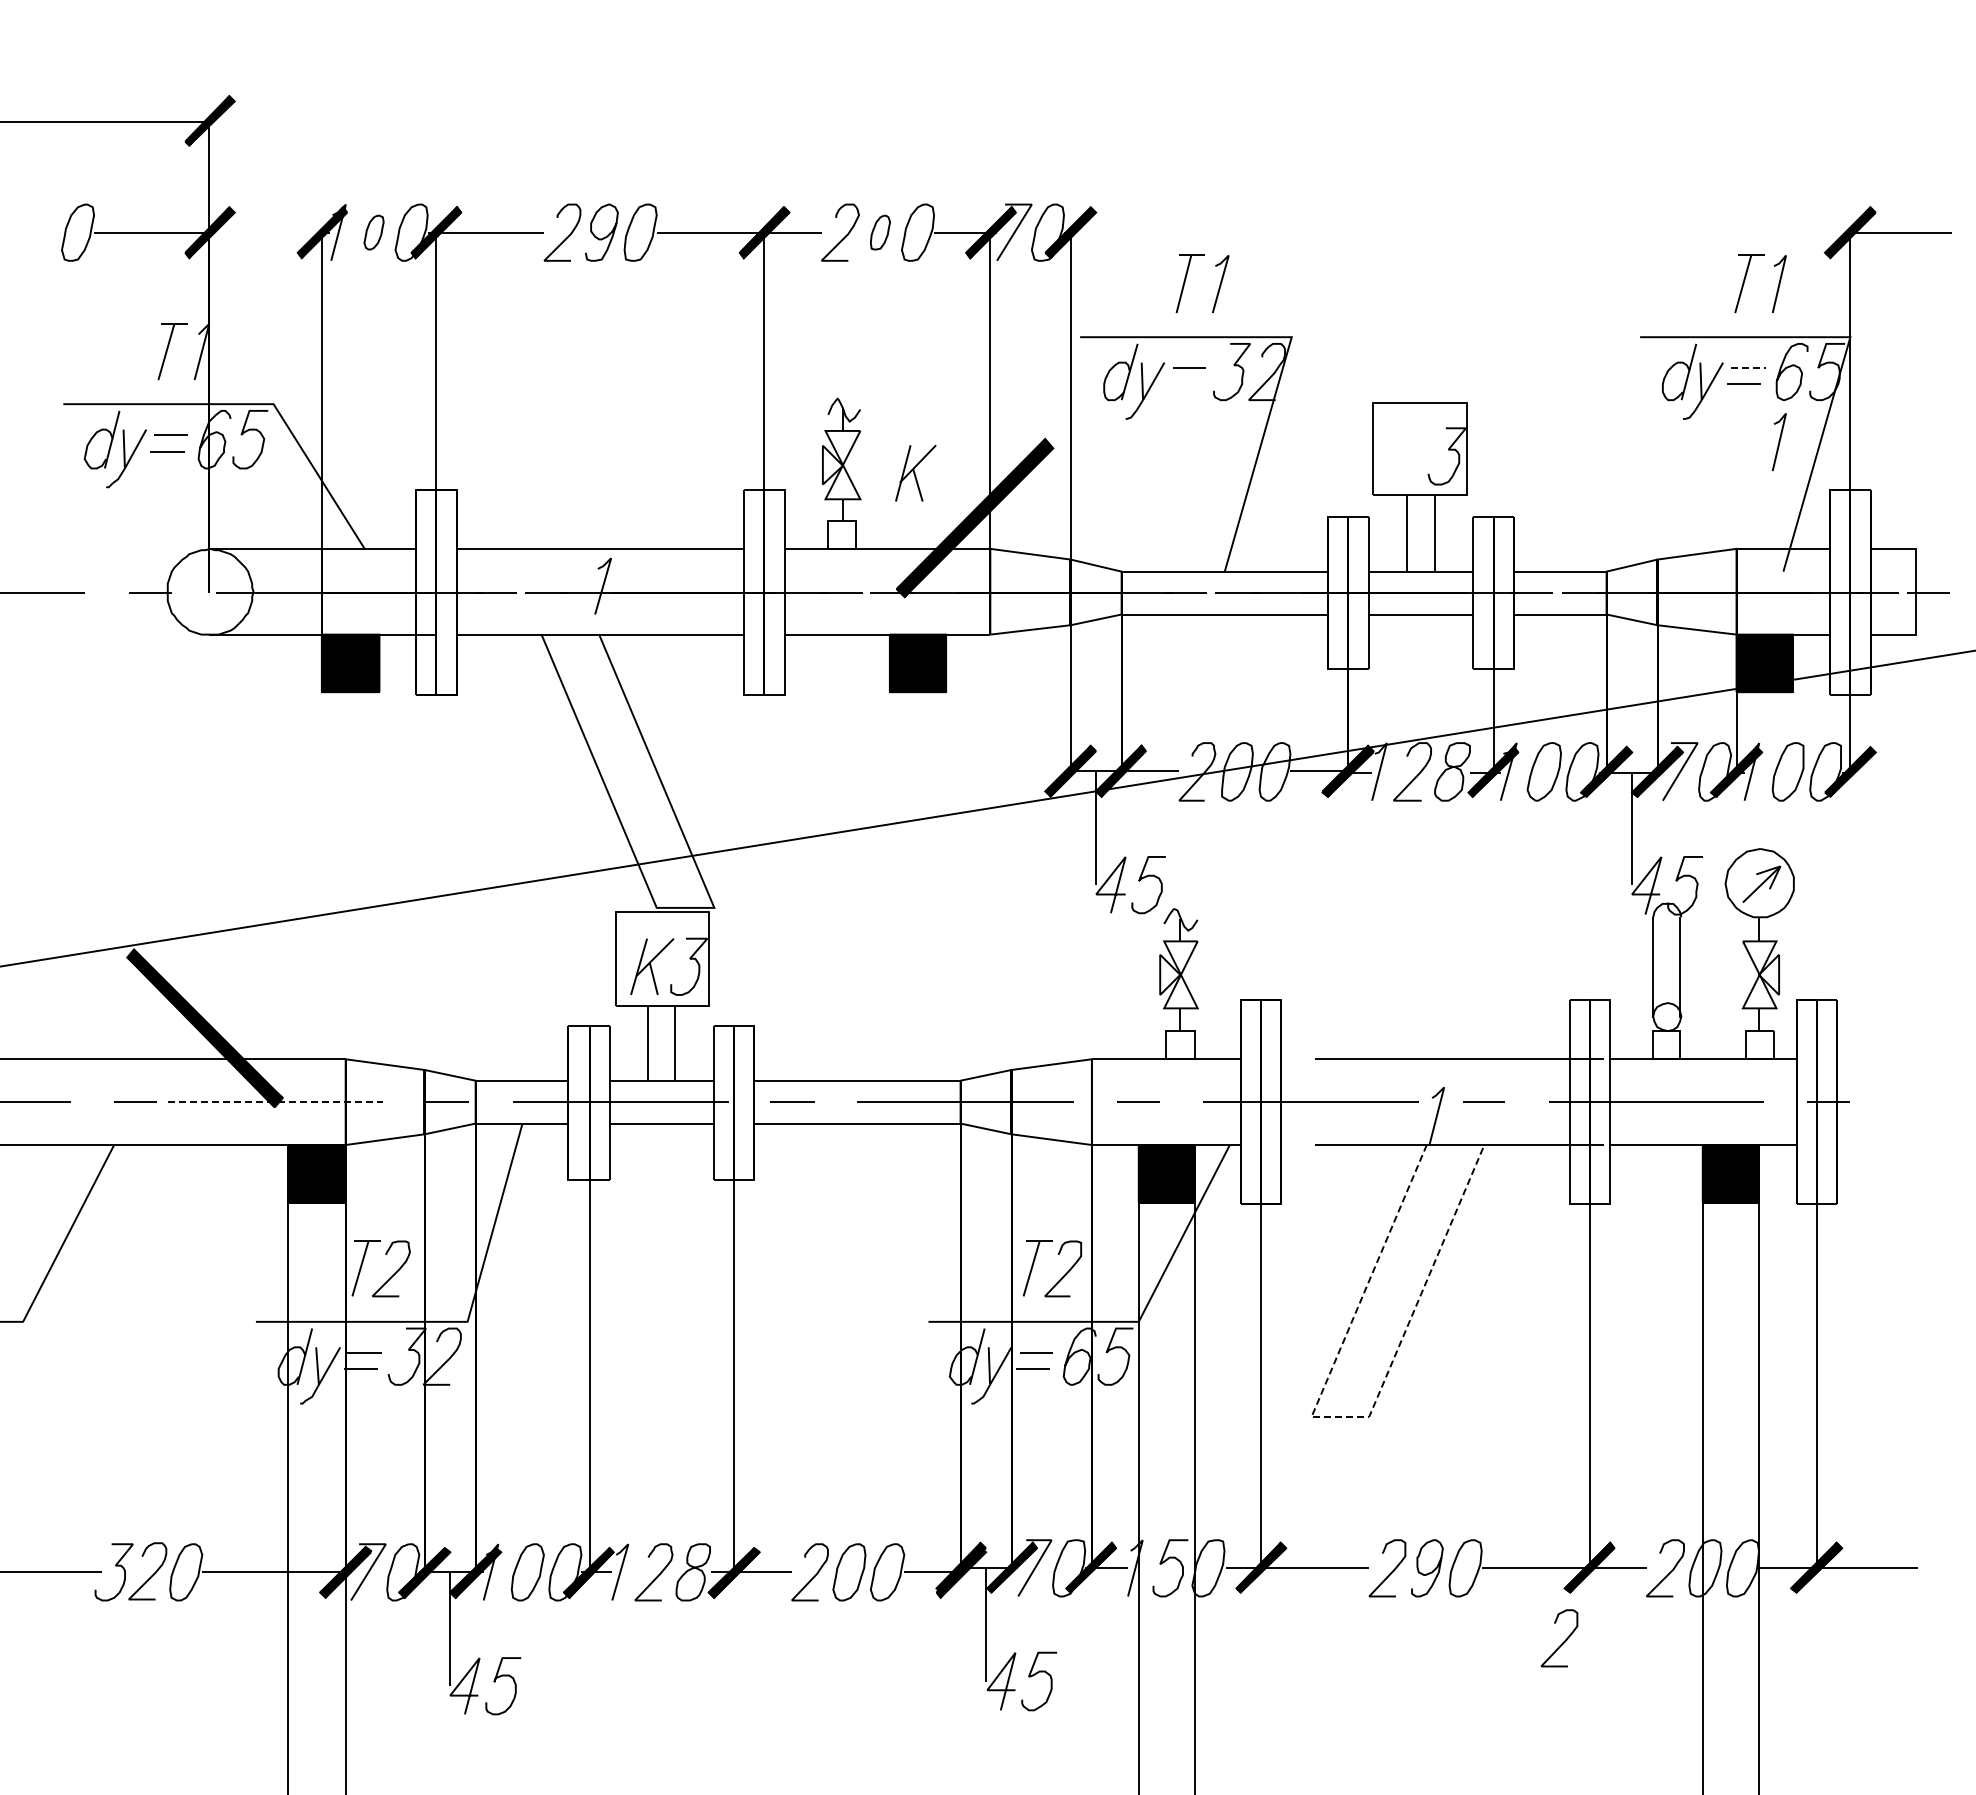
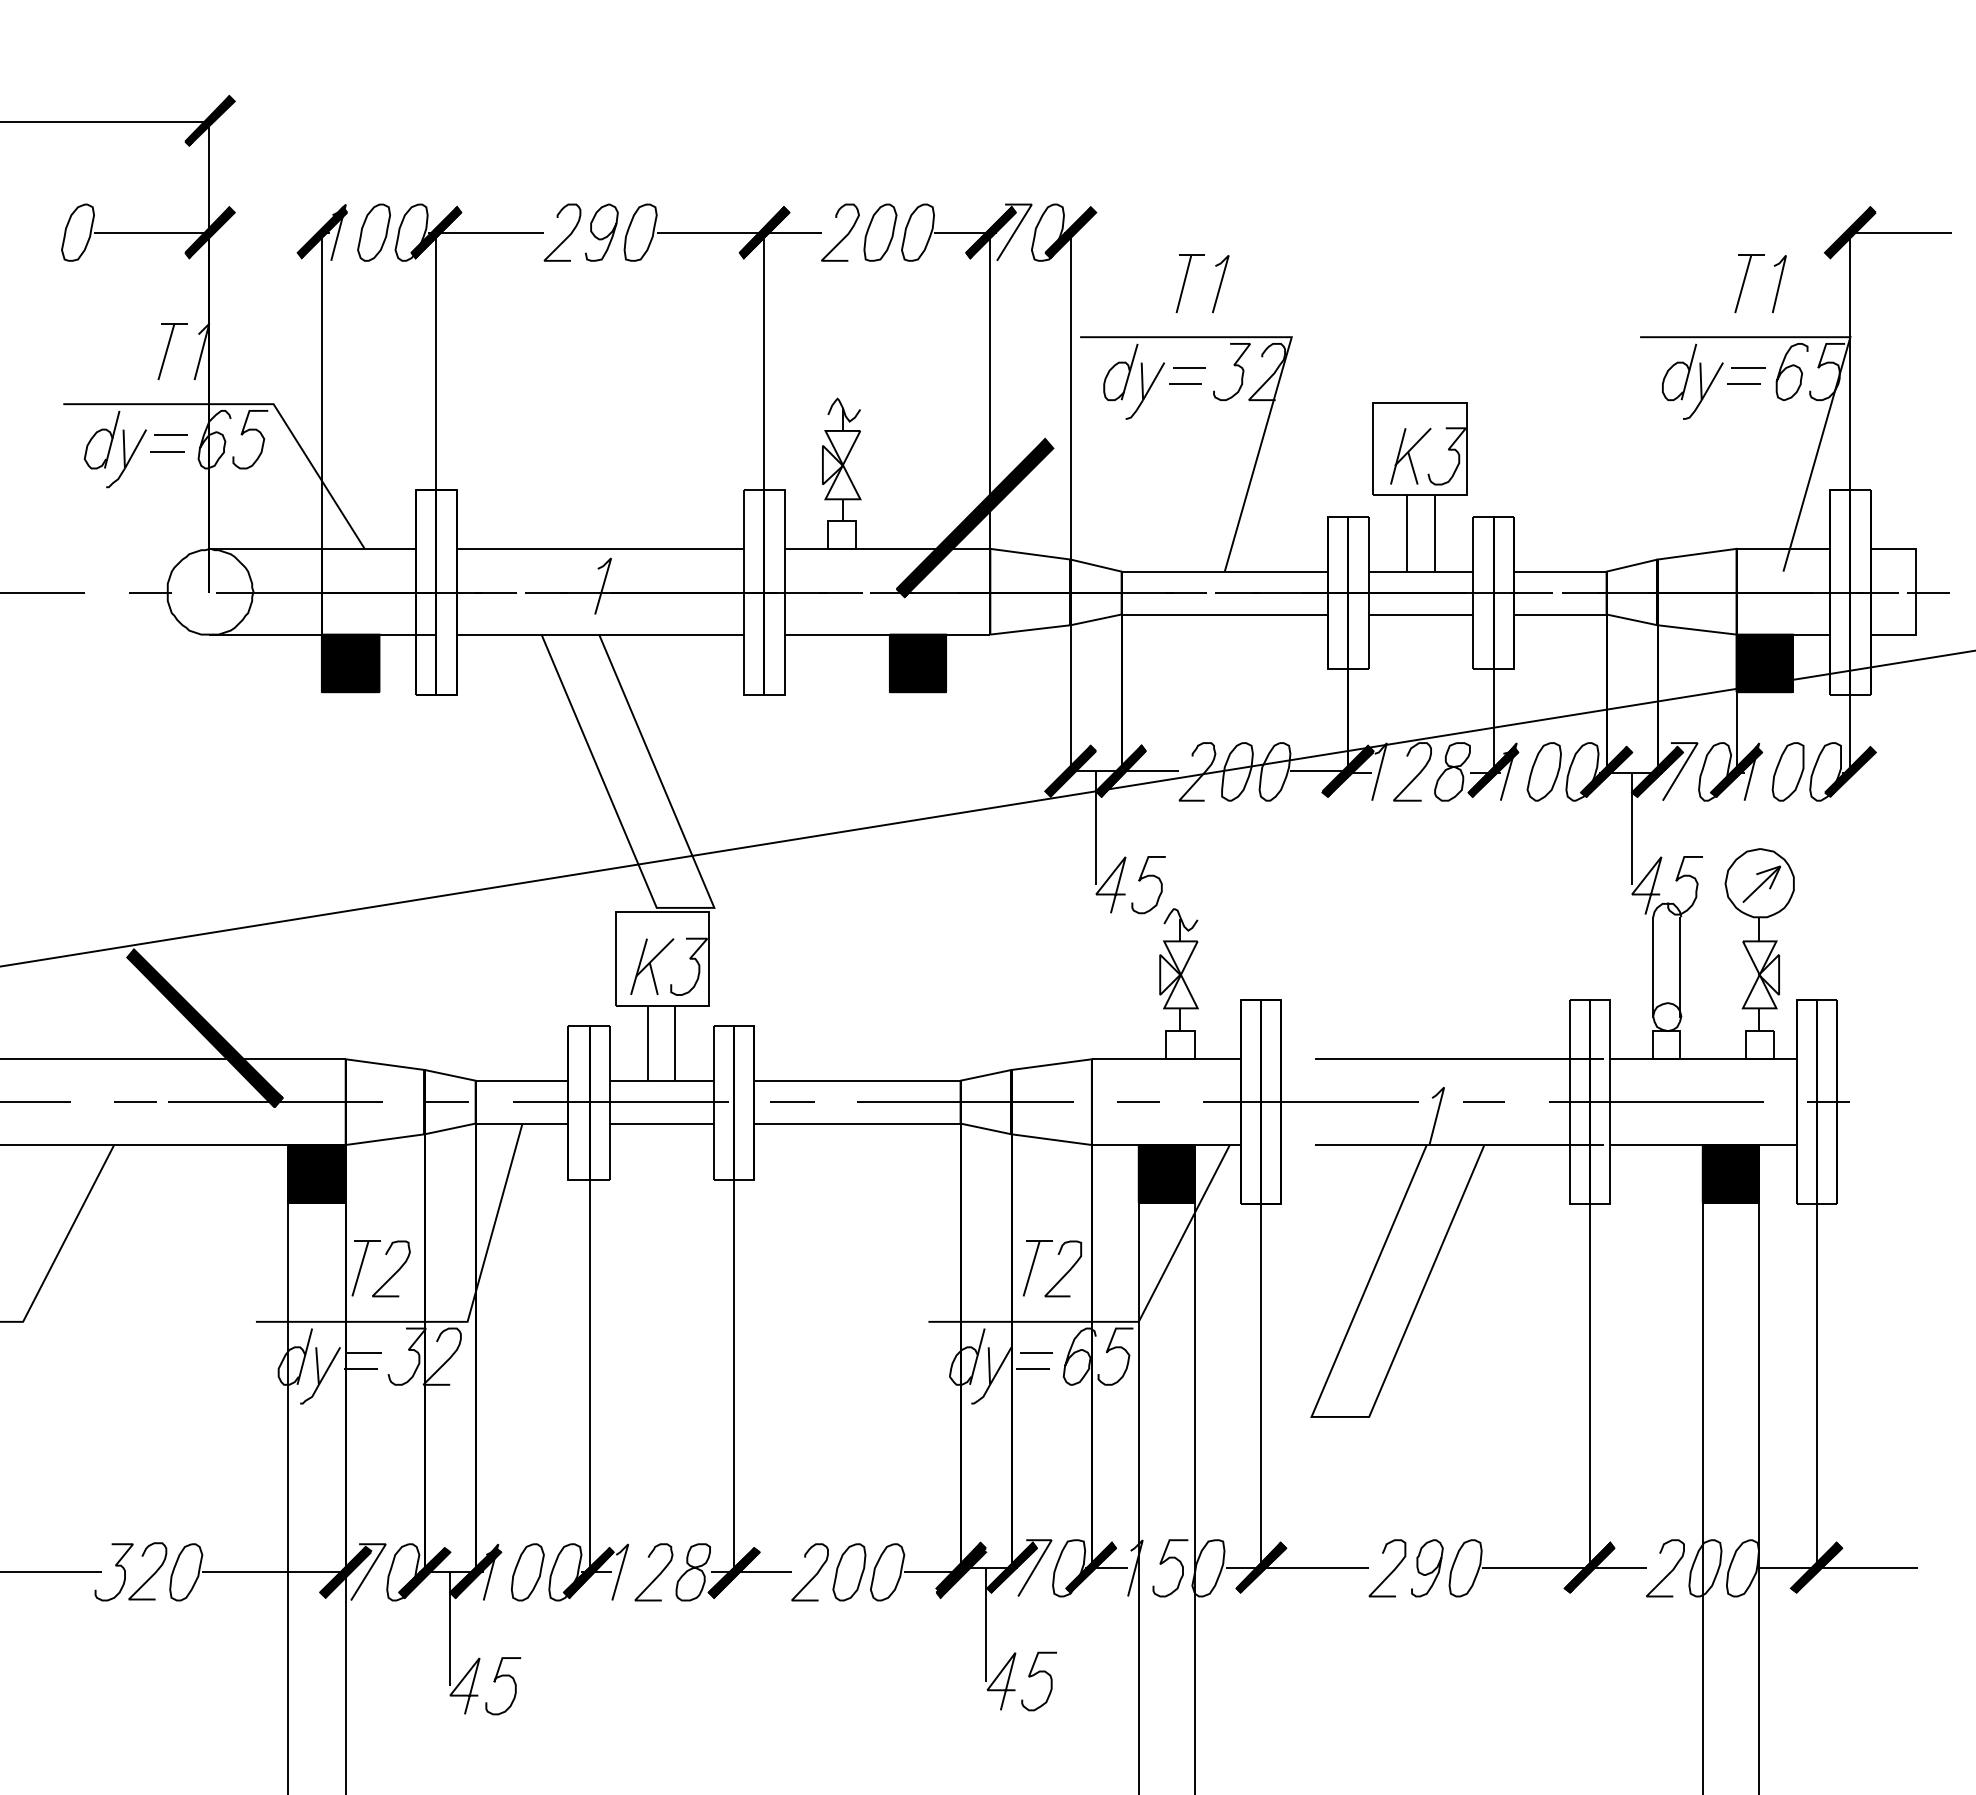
part size: 22x37 px -> 34x59 px (373, 232)
part size: 21x37 px -> 35x59 px (880, 232)
line: dashed -> solid (1749, 368)
line: none -> present (1185, 383)
line: present -> none (1779, 442)
part position: (915, 472) -> (1410, 455) (1410, 455)
line: dashed -> solid (275, 1102)
line: dashed -> solid (1340, 1416)
curve: present -> none (1563, 1641)
